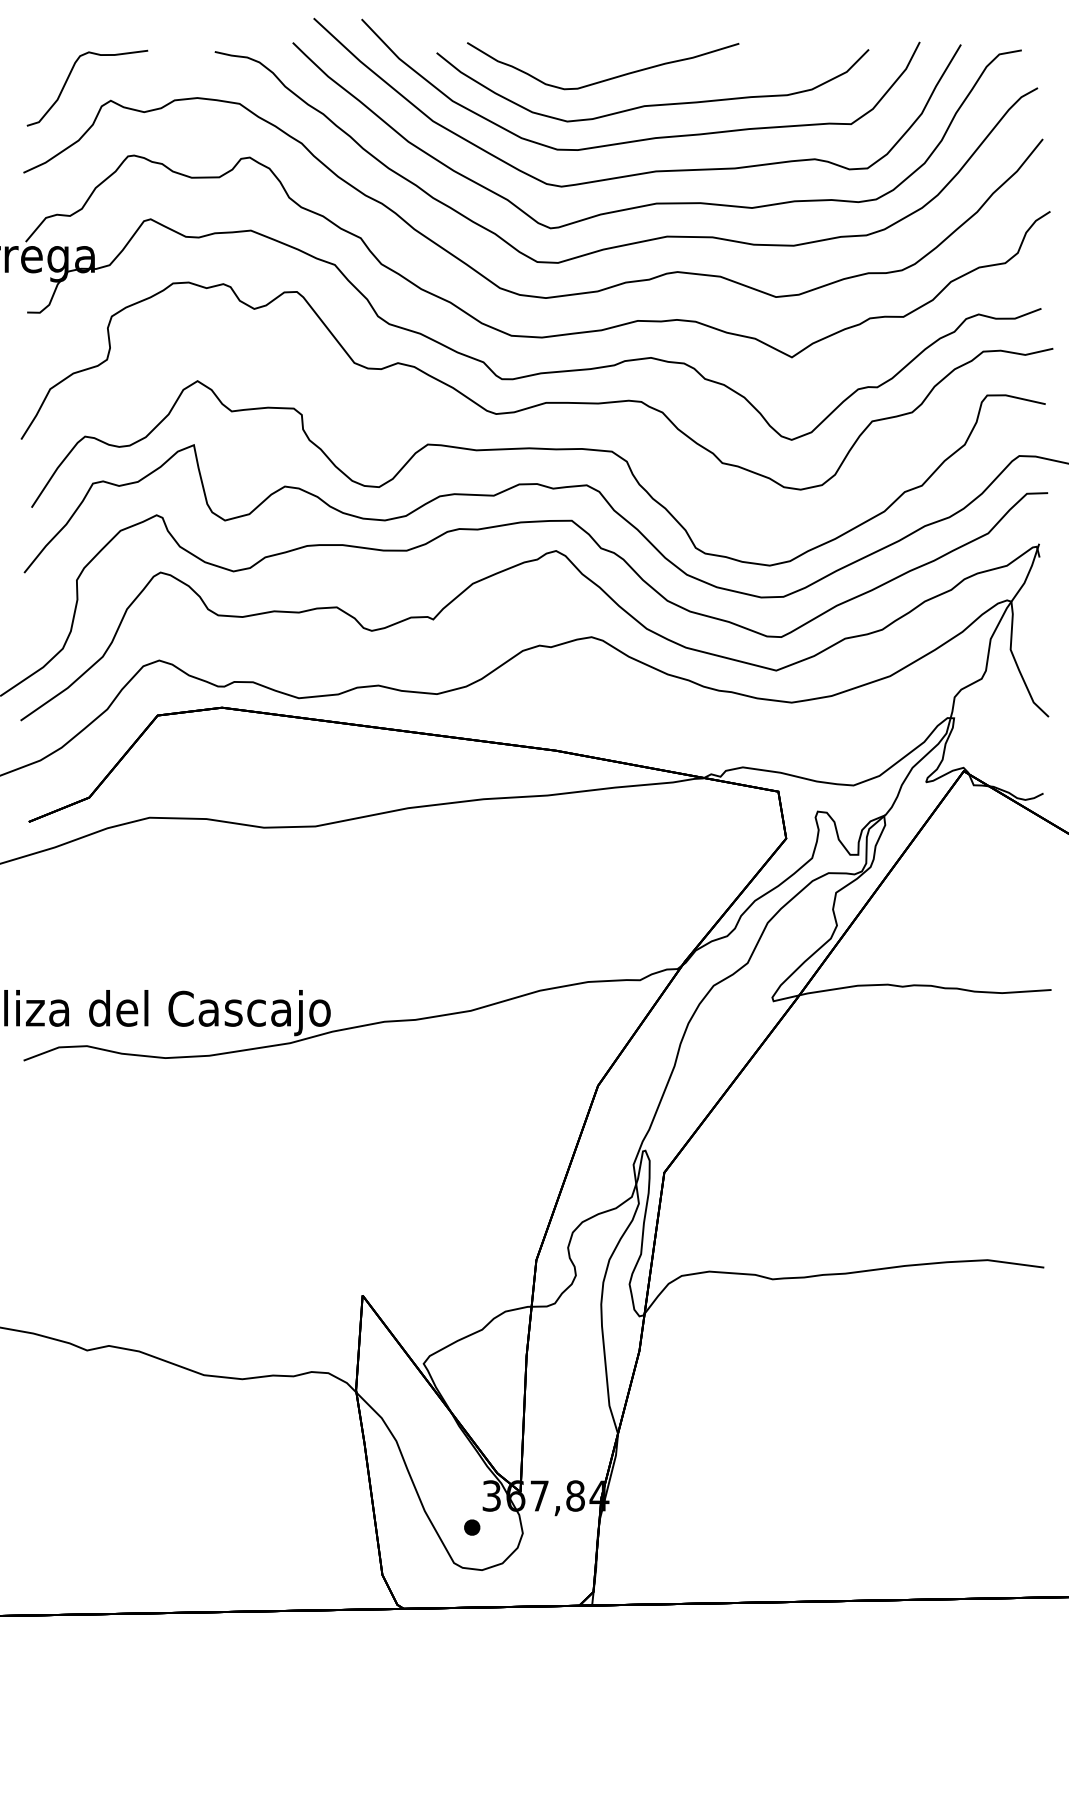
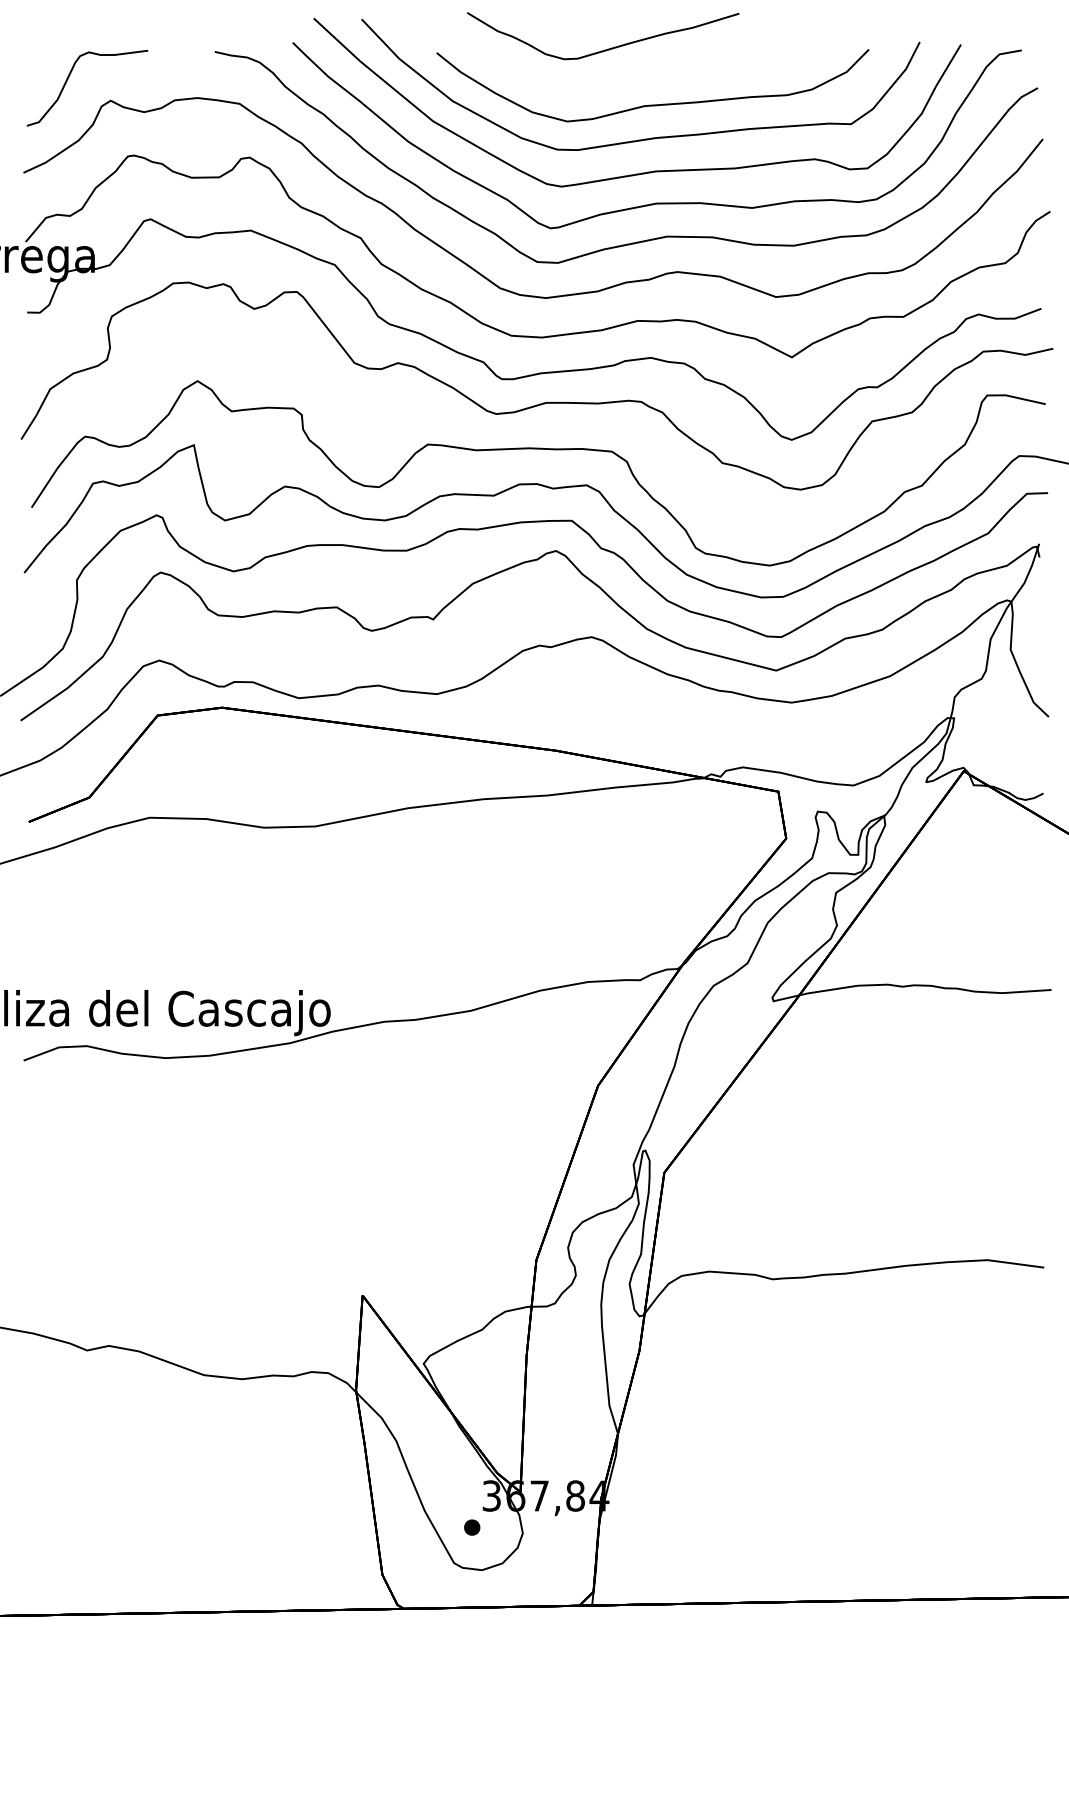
part position: (608, 78) -> (608, 48) (608, 48)
